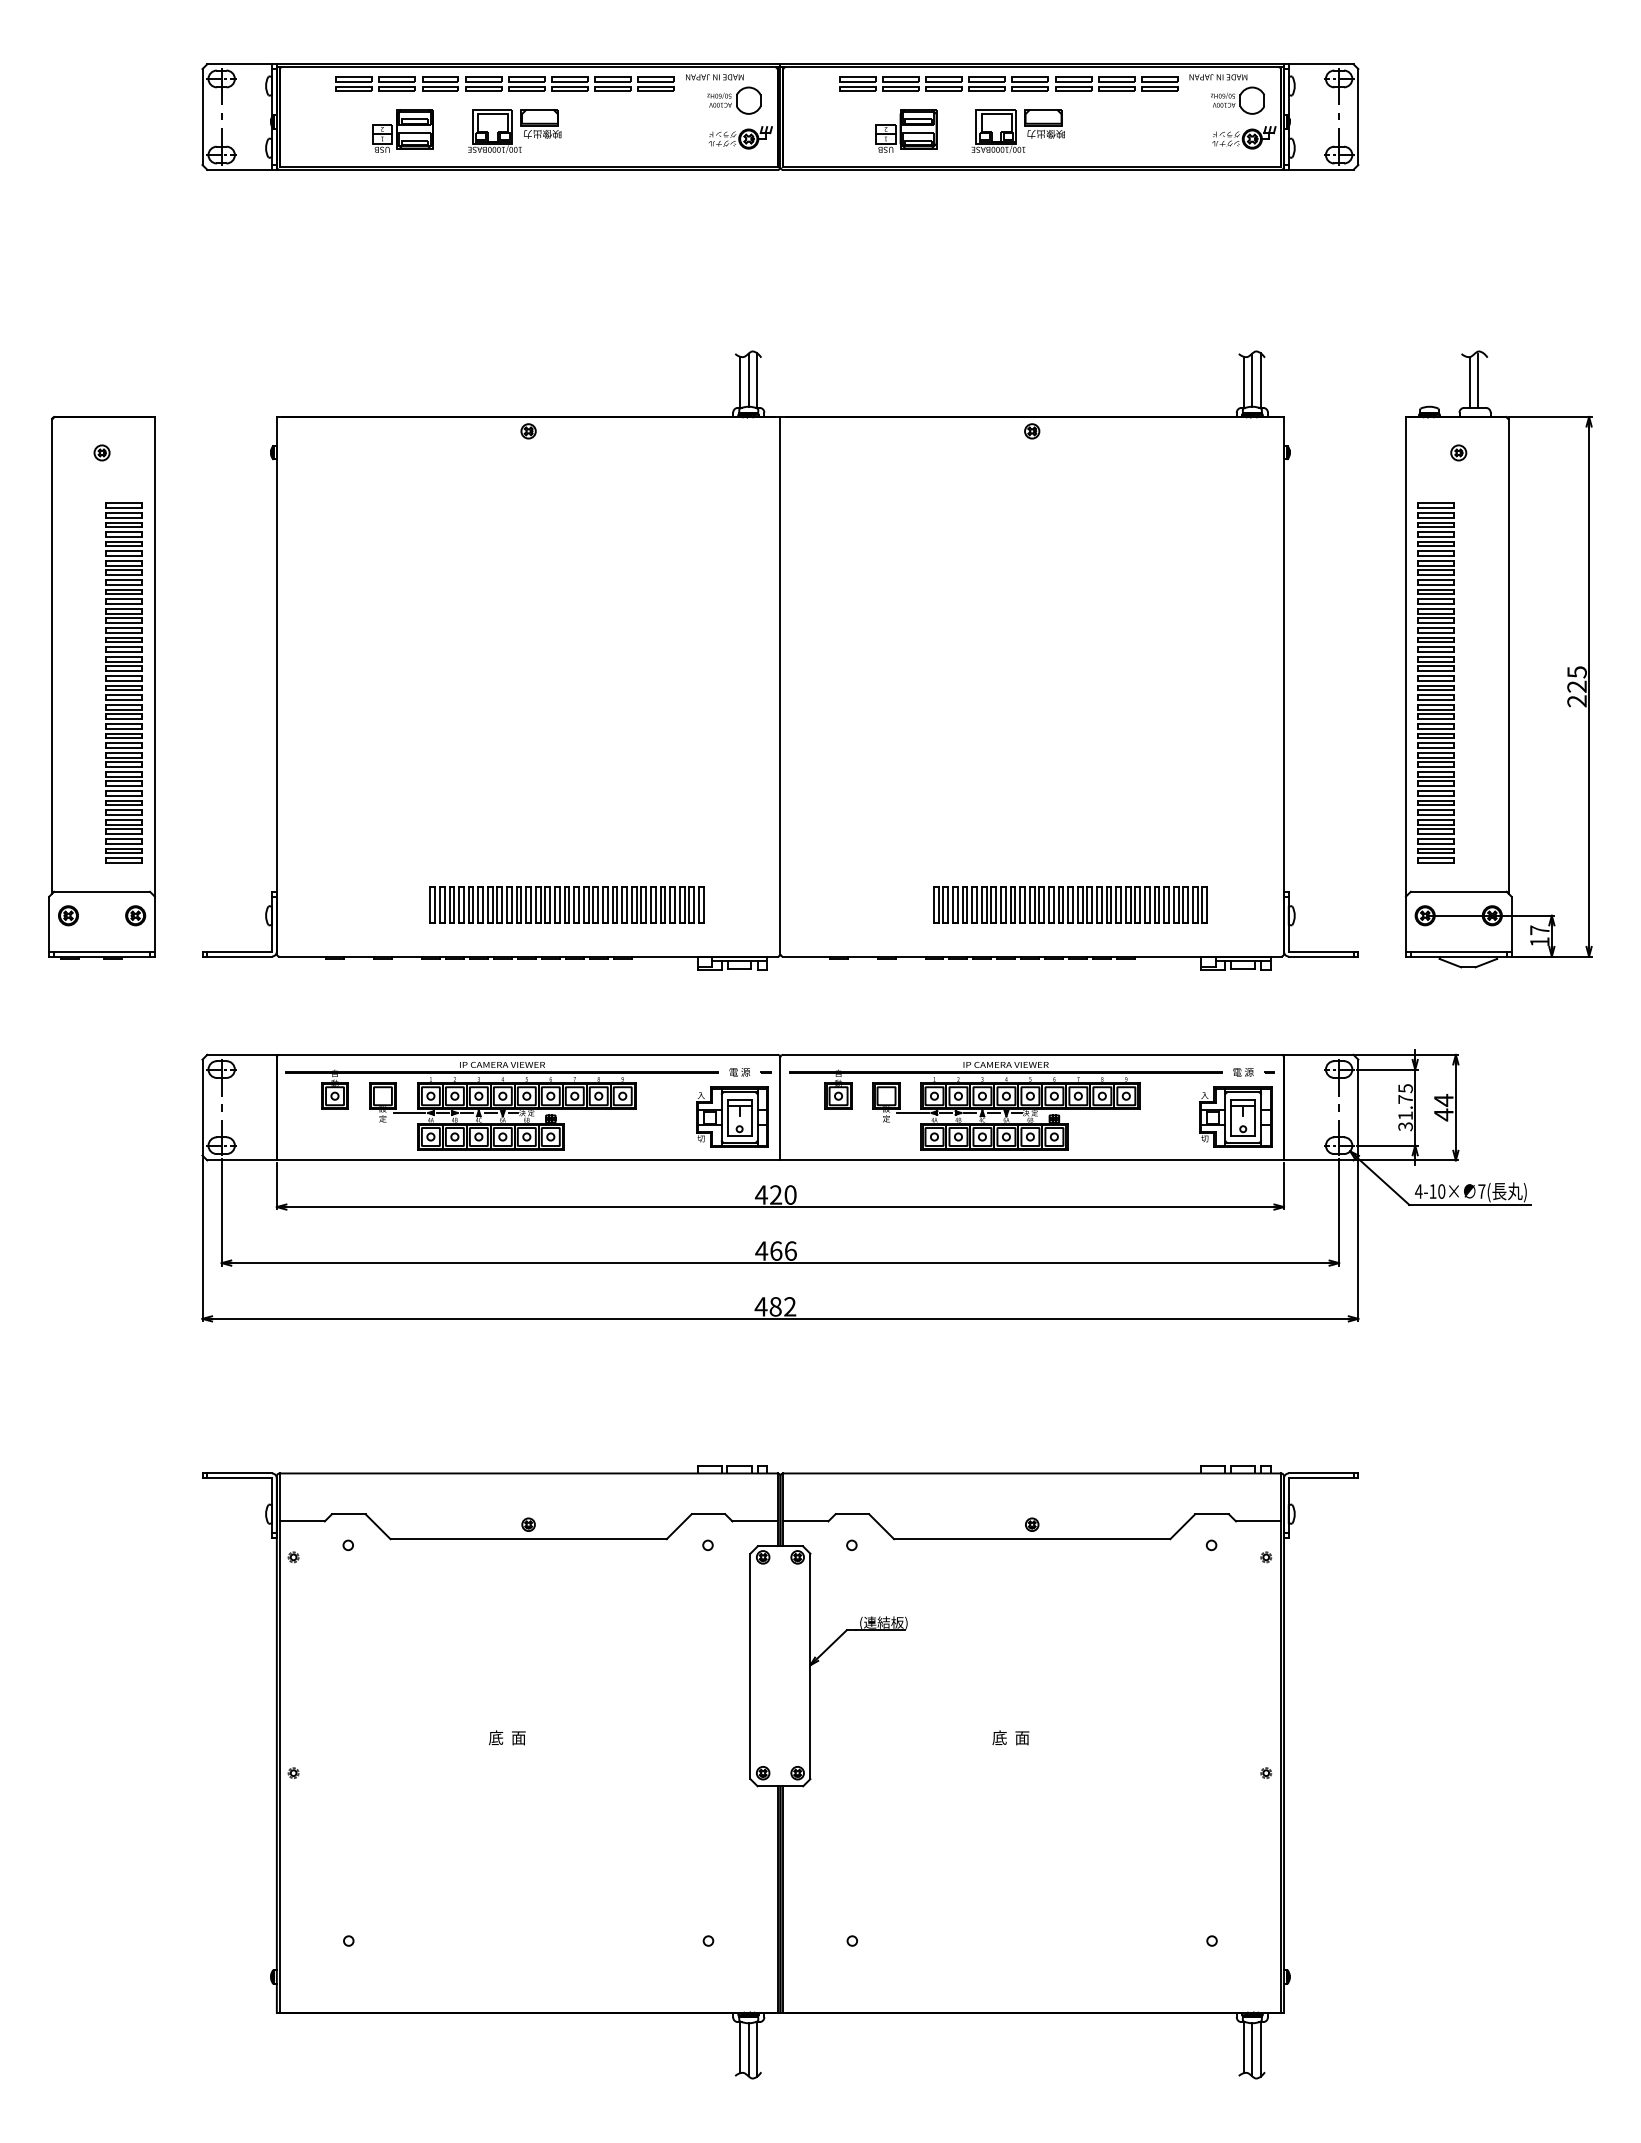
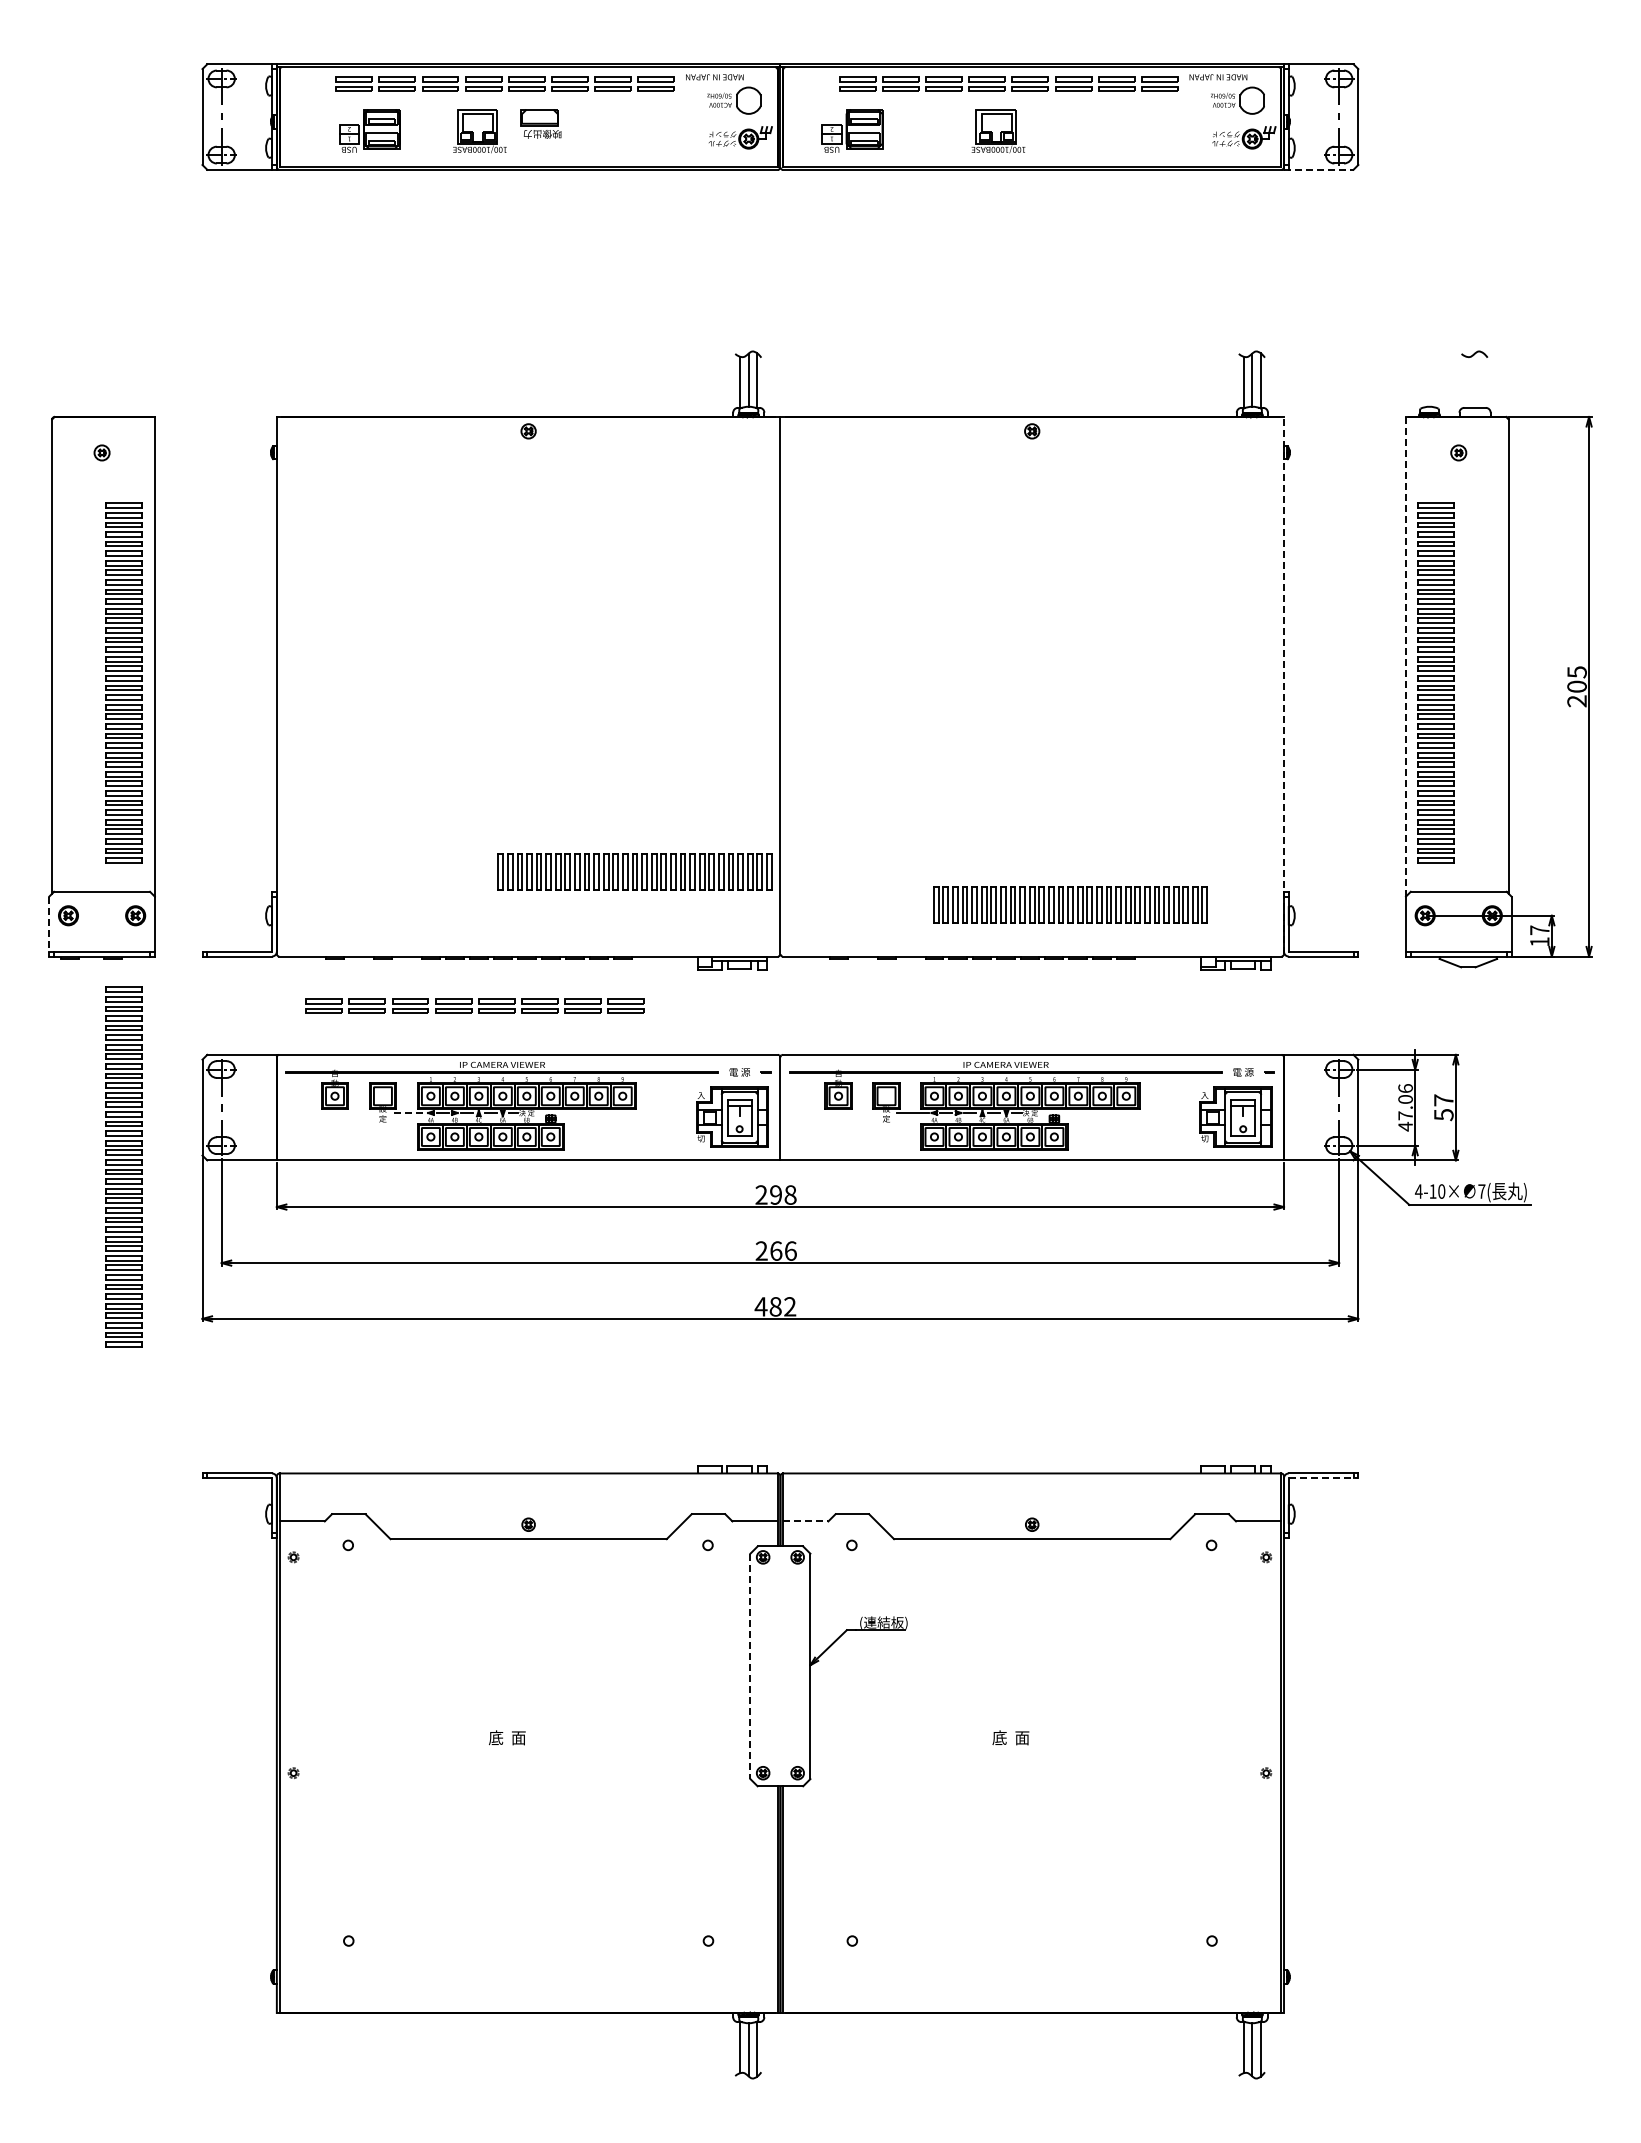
part: present -> none (1044, 123)
part position: (402, 130) -> (369, 130) (369, 130)
part position: (906, 130) -> (852, 130) (852, 130)
part position: (494, 131) -> (479, 131) (479, 131)
line: solid -> dashed (1318, 169)
line: present -> none (1478, 380)
line: present -> none (1469, 381)
line: solid -> dashed (1406, 656)
line: solid -> dashed (1284, 685)
text: 225 -> 205 (1576, 686)
part position: (566, 904) -> (634, 871) (634, 871)
line: solid -> dashed (49, 926)
part: none -> present (474, 1005)
text: 31.75 -> 47.06 (1405, 1107)
text: 44 -> 57 (1443, 1107)
line: solid -> dashed (409, 1113)
part: none -> present (123, 1166)
text: 420 -> 298 (775, 1194)
text: 466 -> 266 (761, 1250)
line: solid -> dashed (1323, 1478)
line: solid -> dashed (805, 1521)
line: solid -> dashed (750, 1666)
